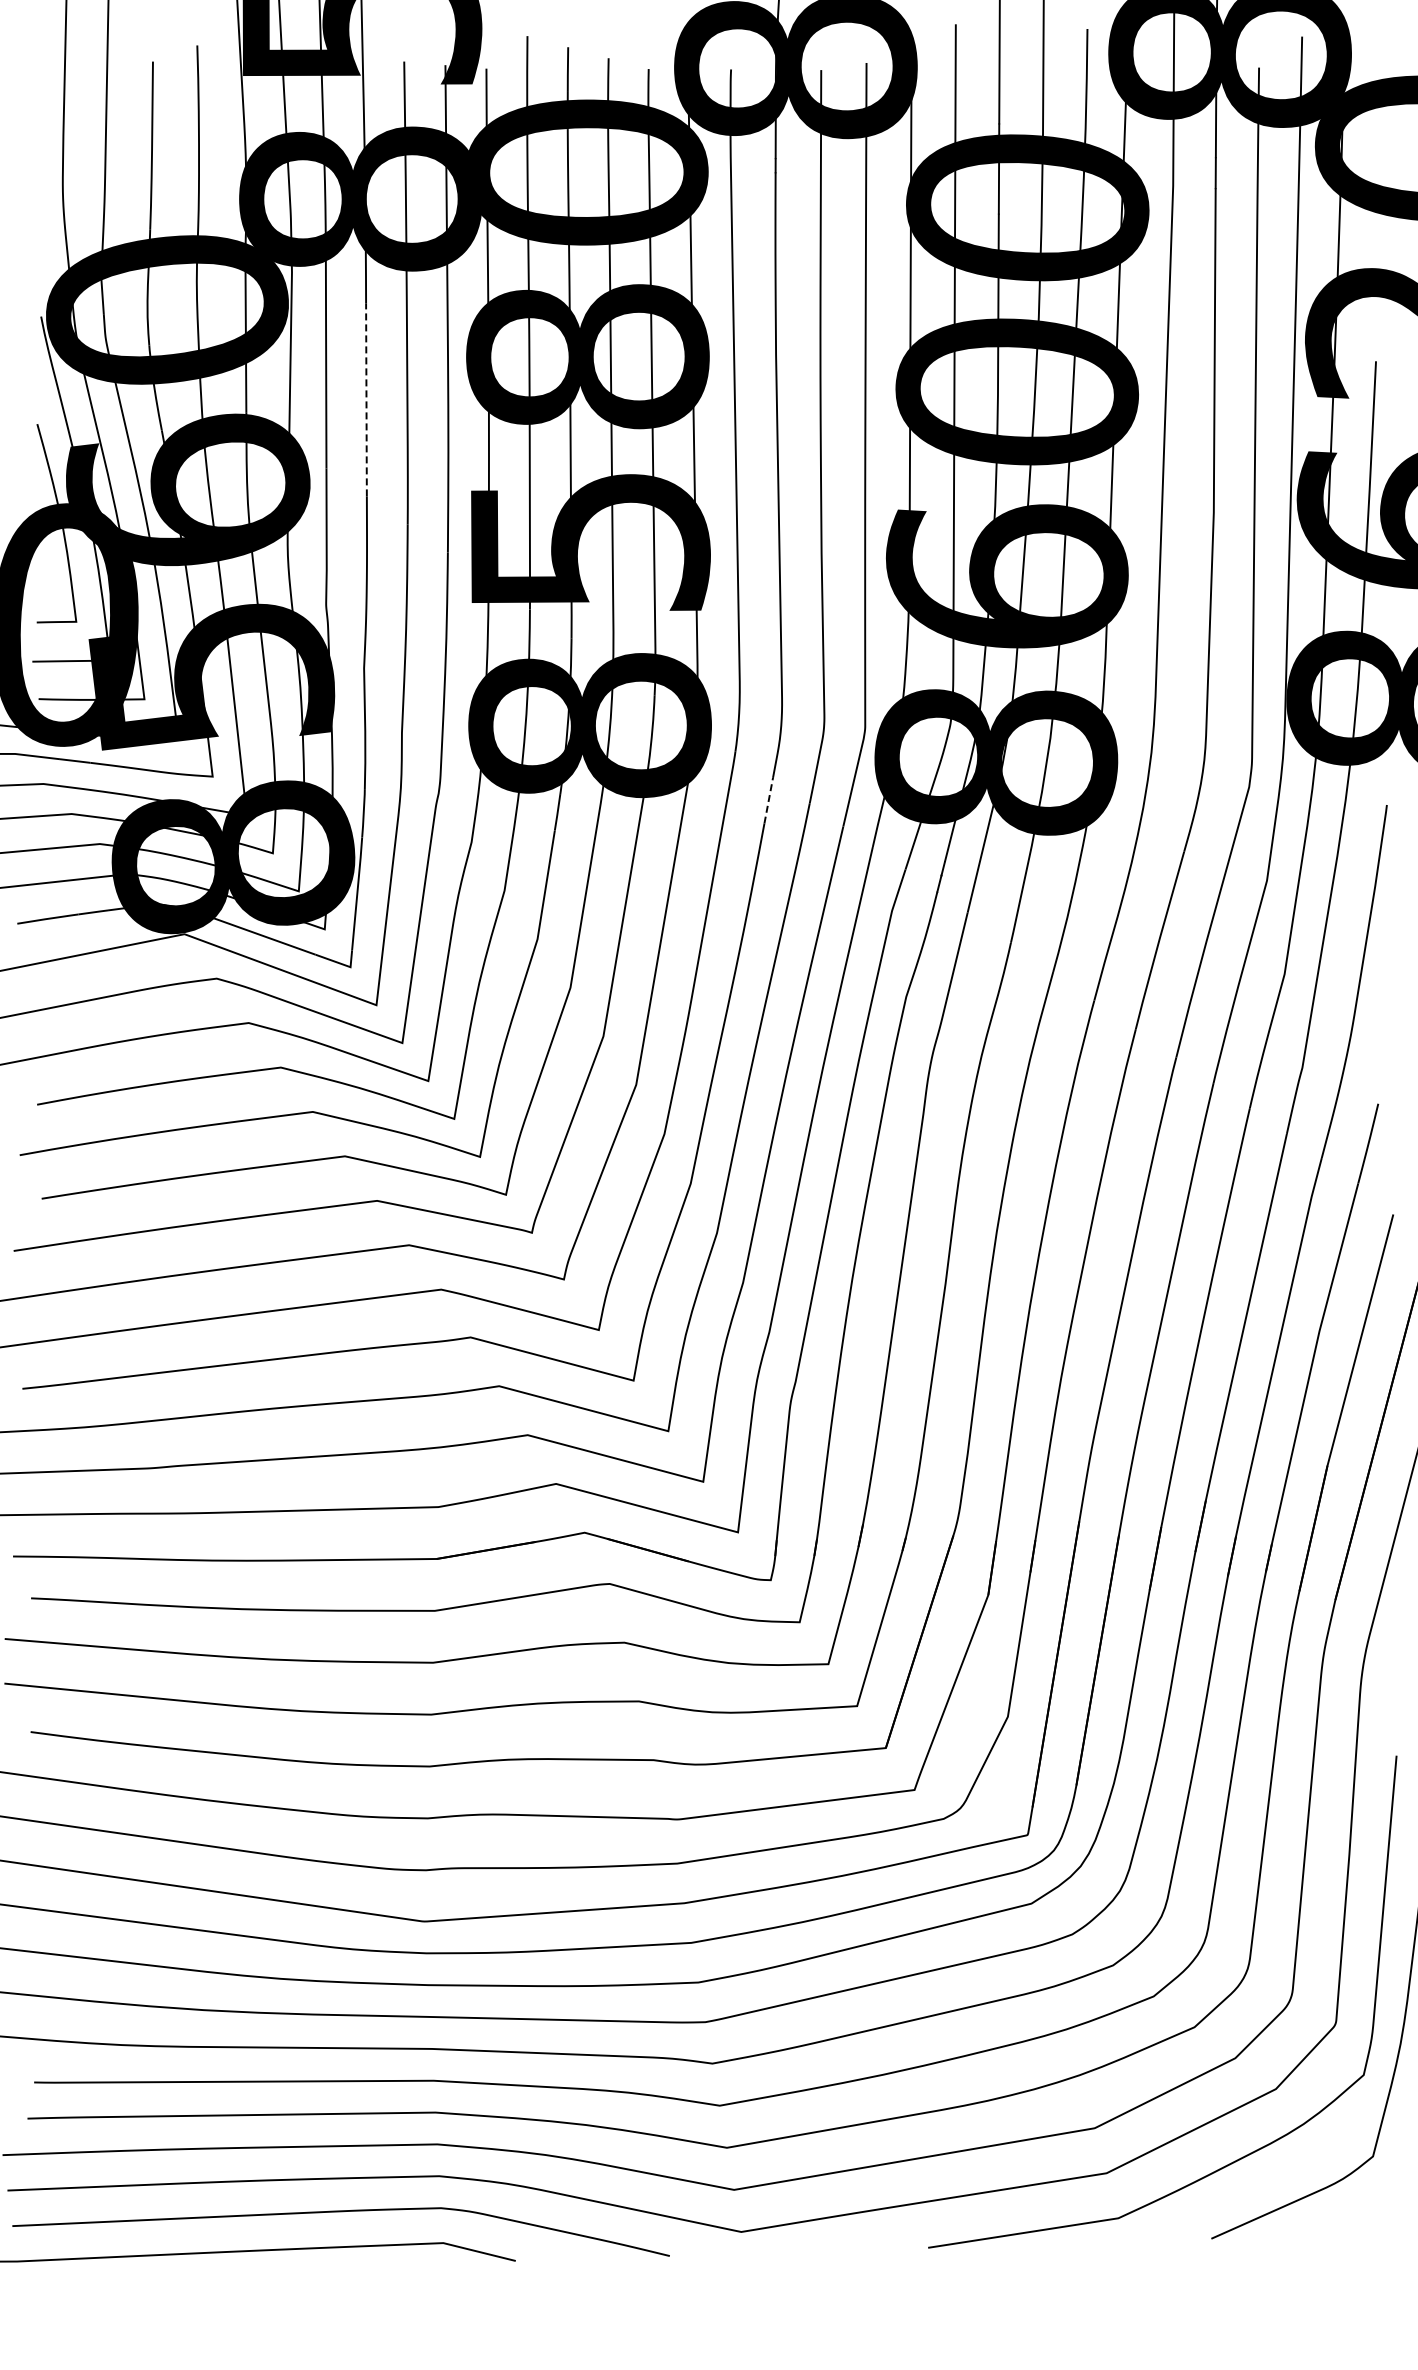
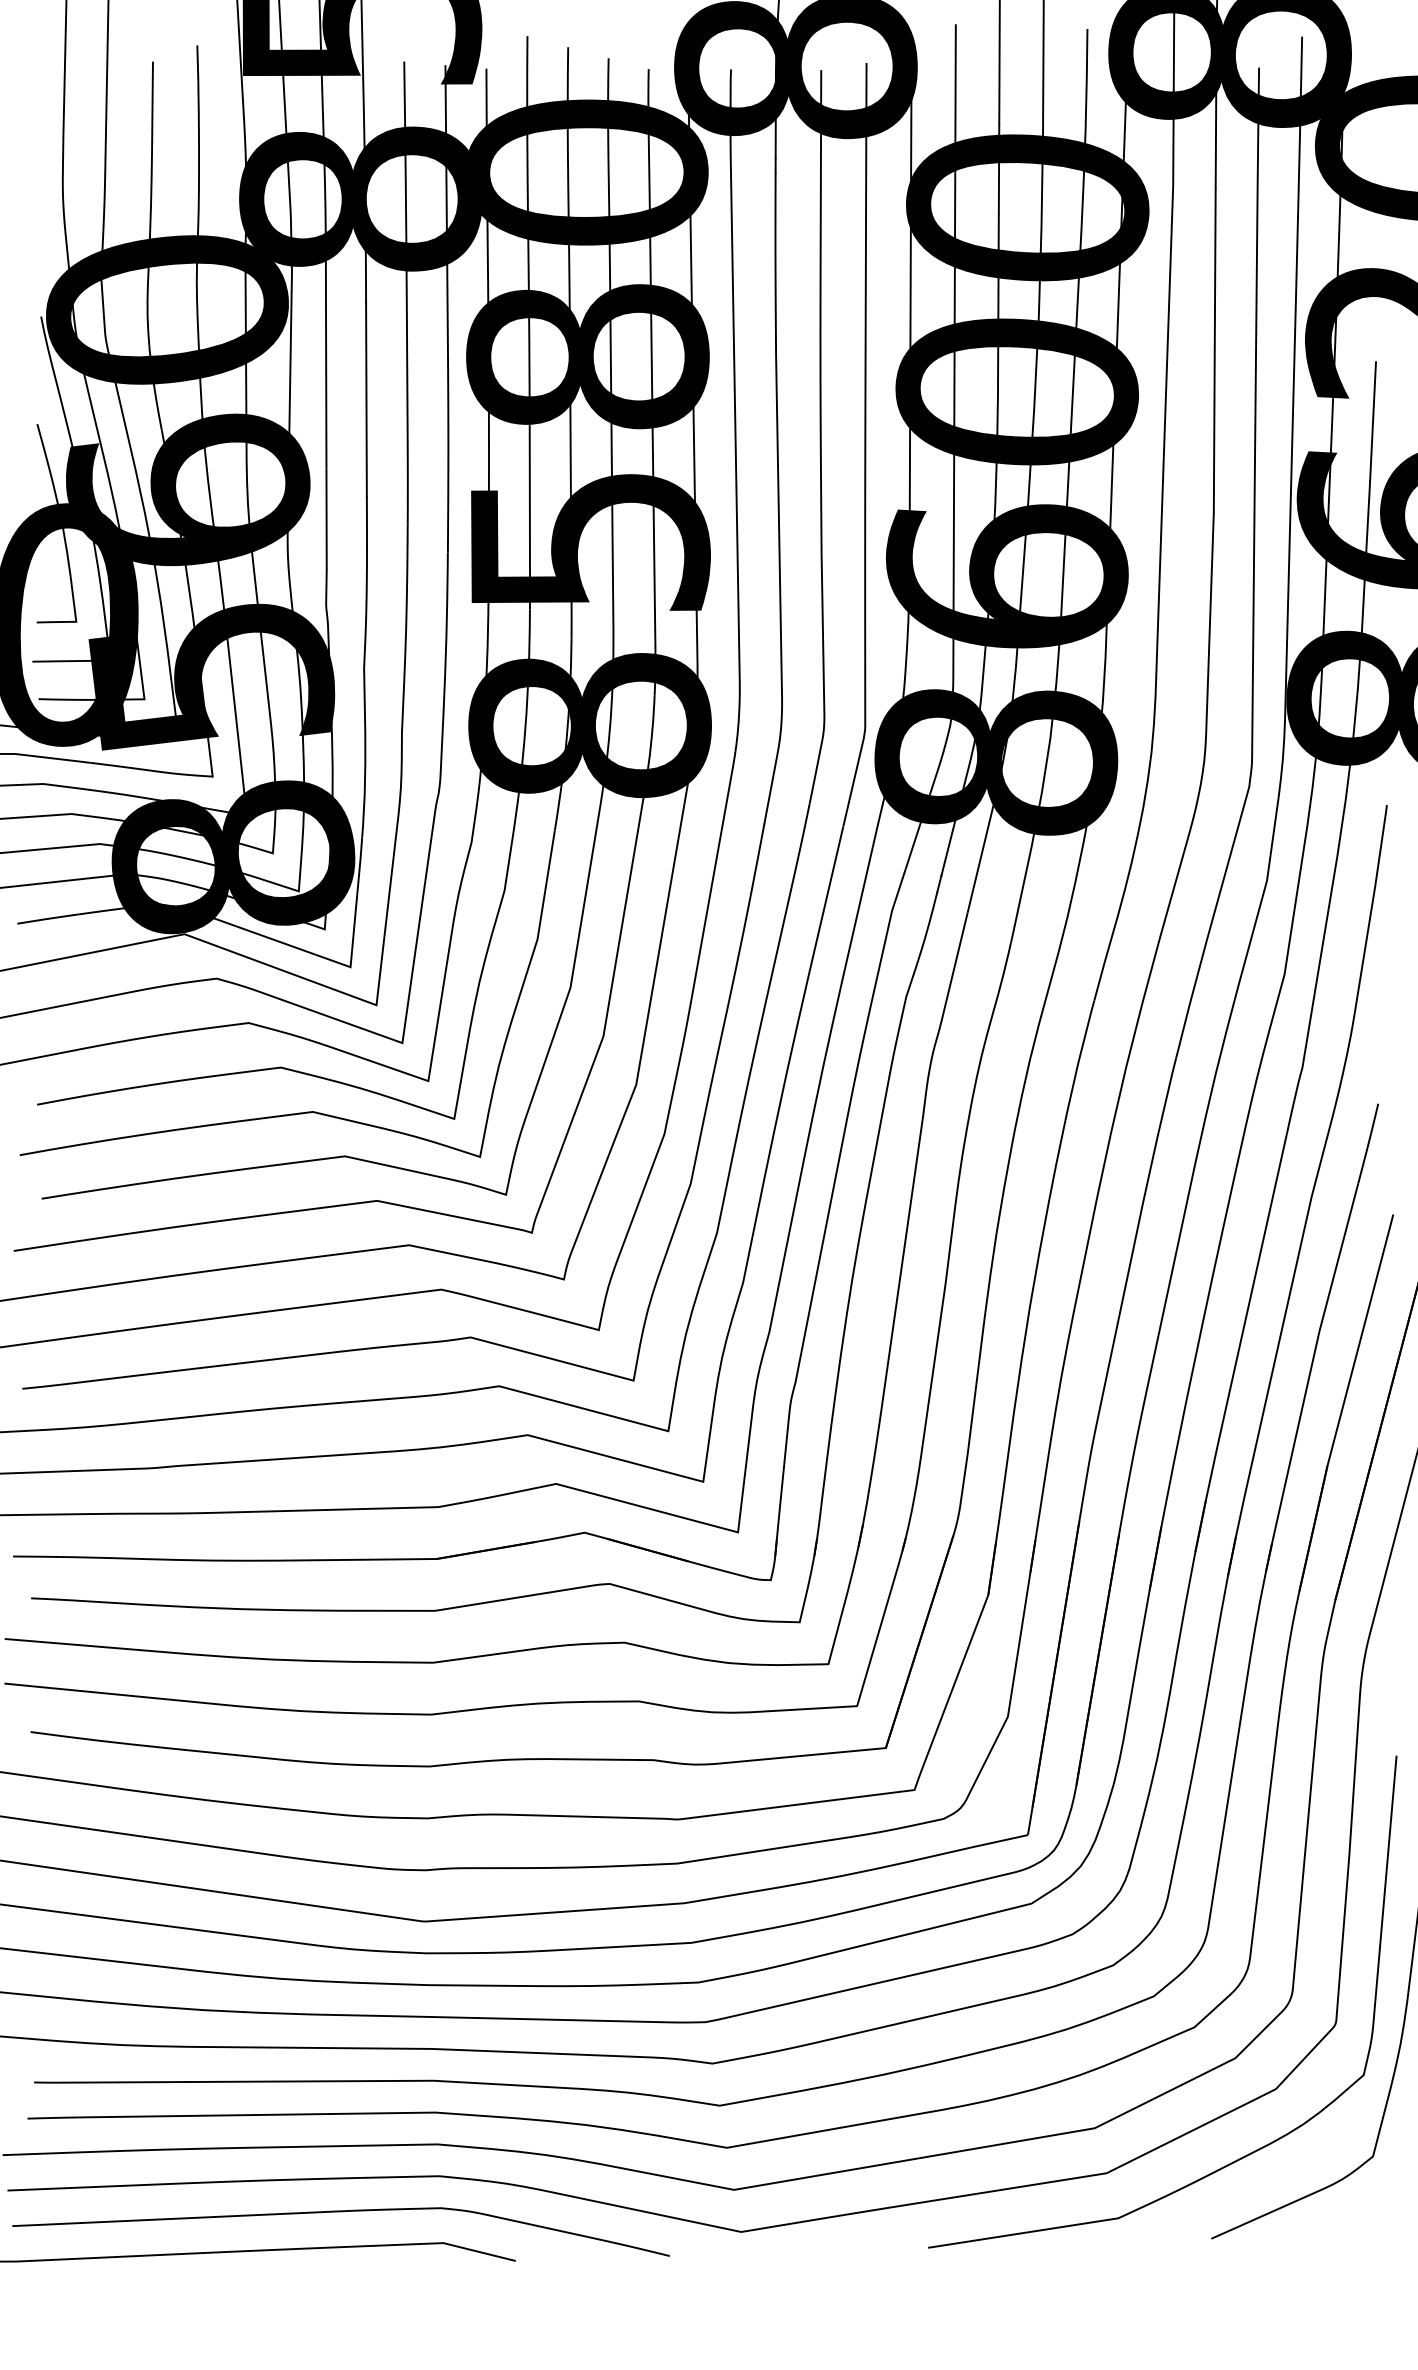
line: dashed -> solid (366, 399)
line: dashed -> solid (768, 800)
